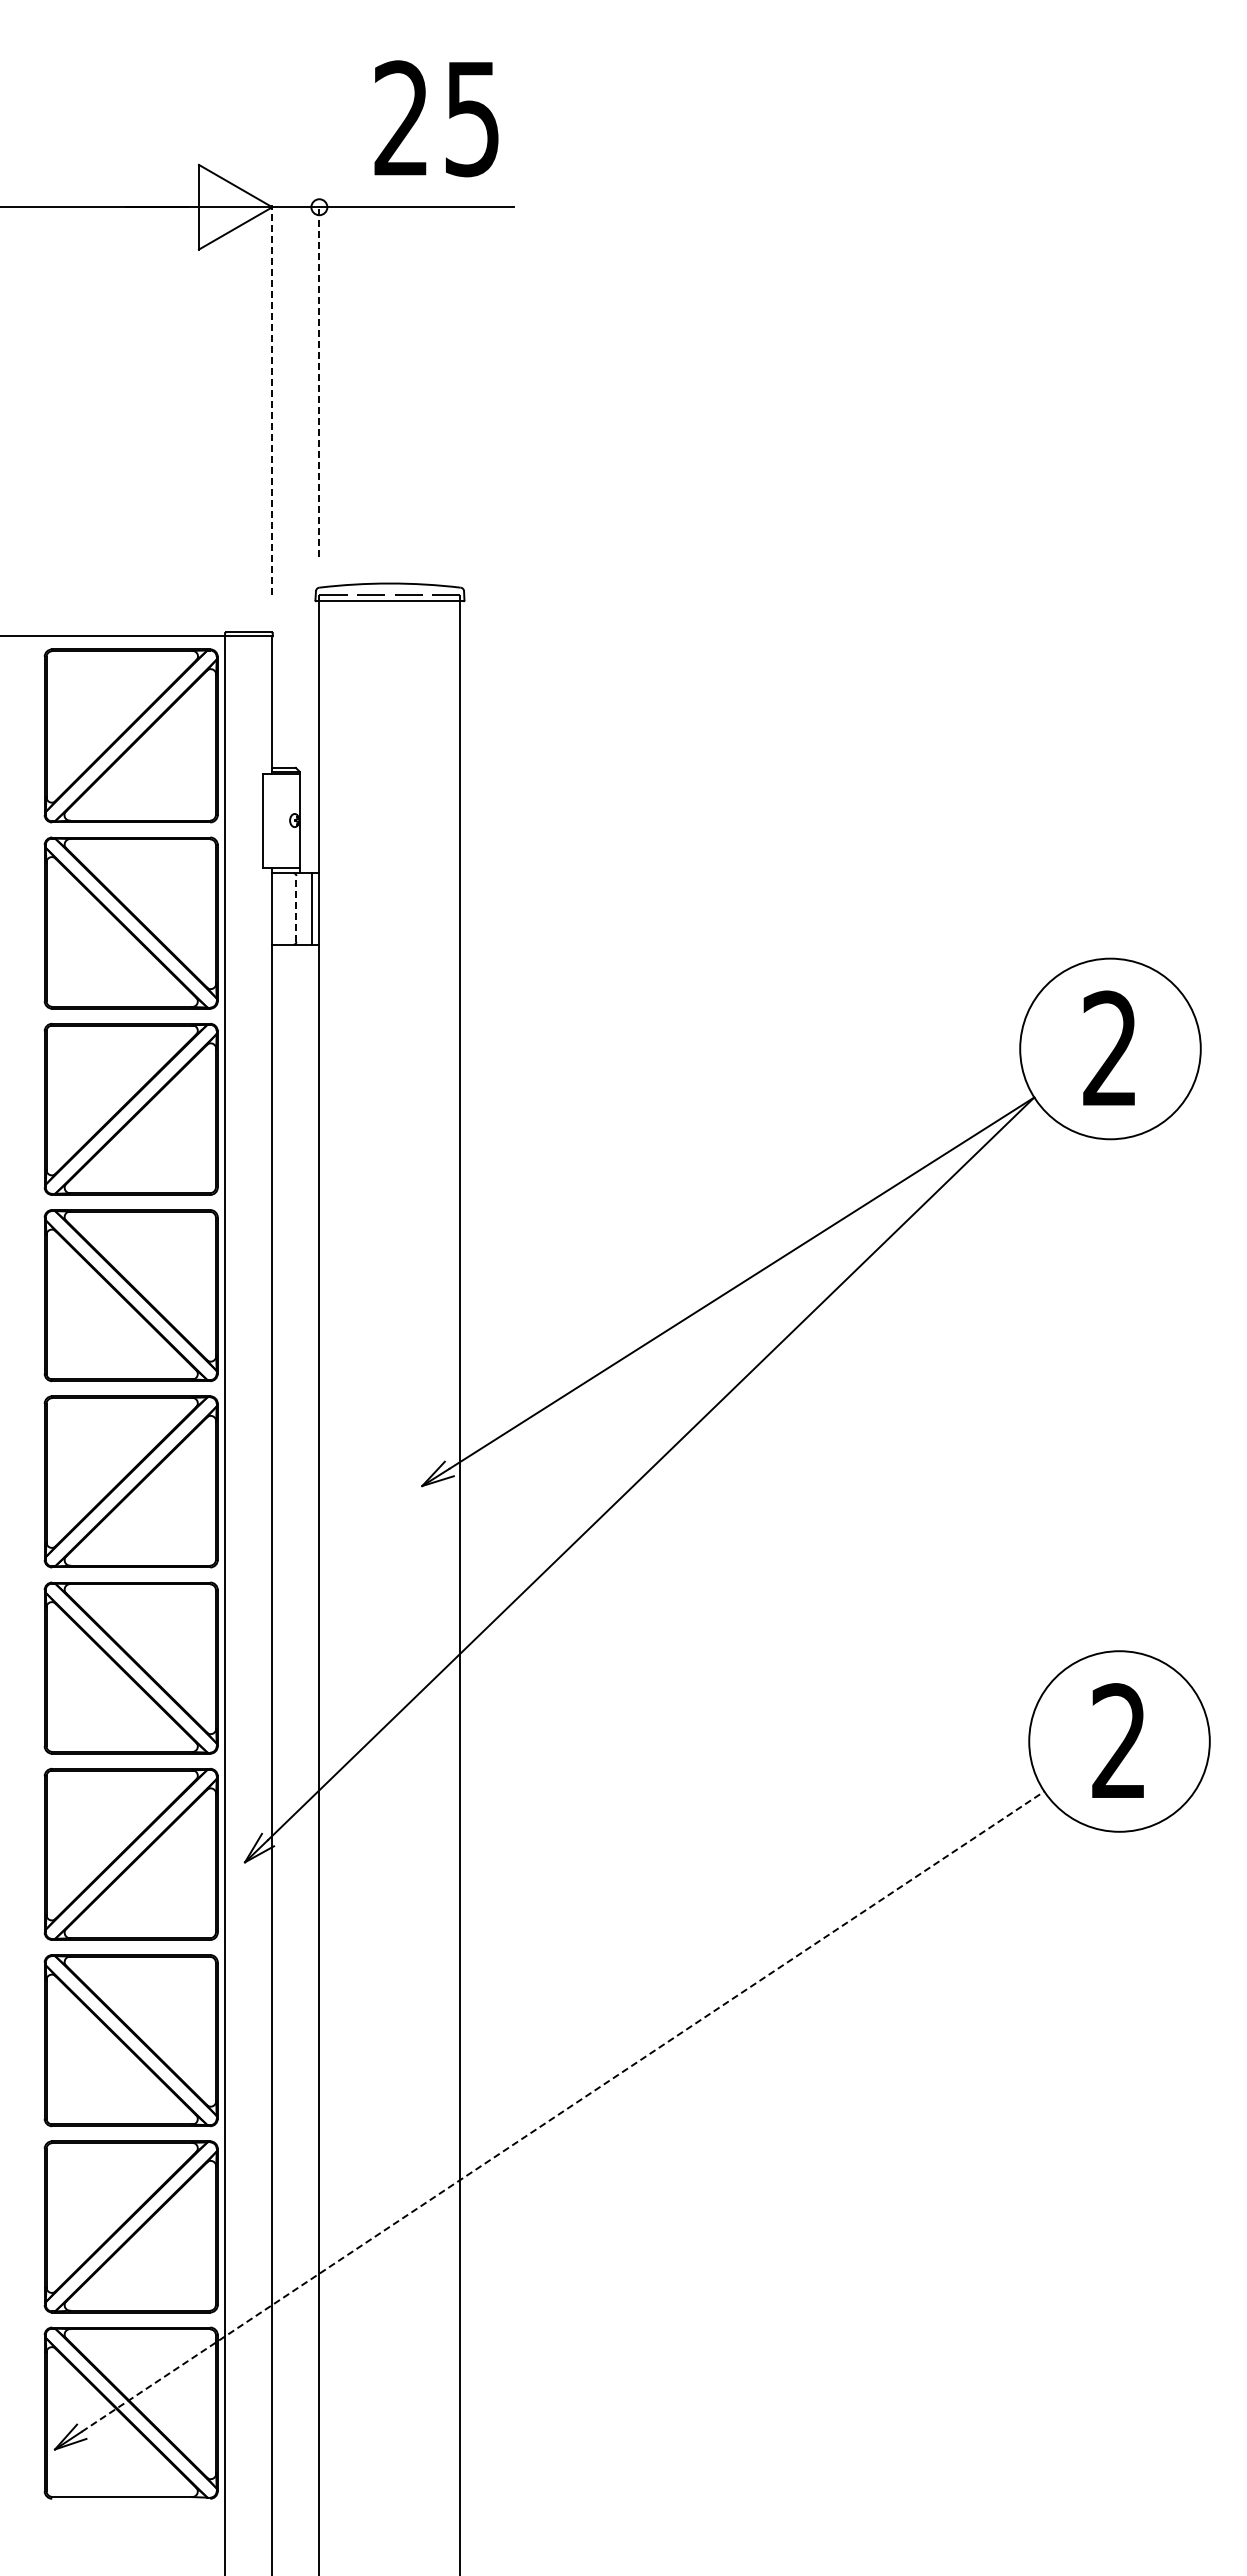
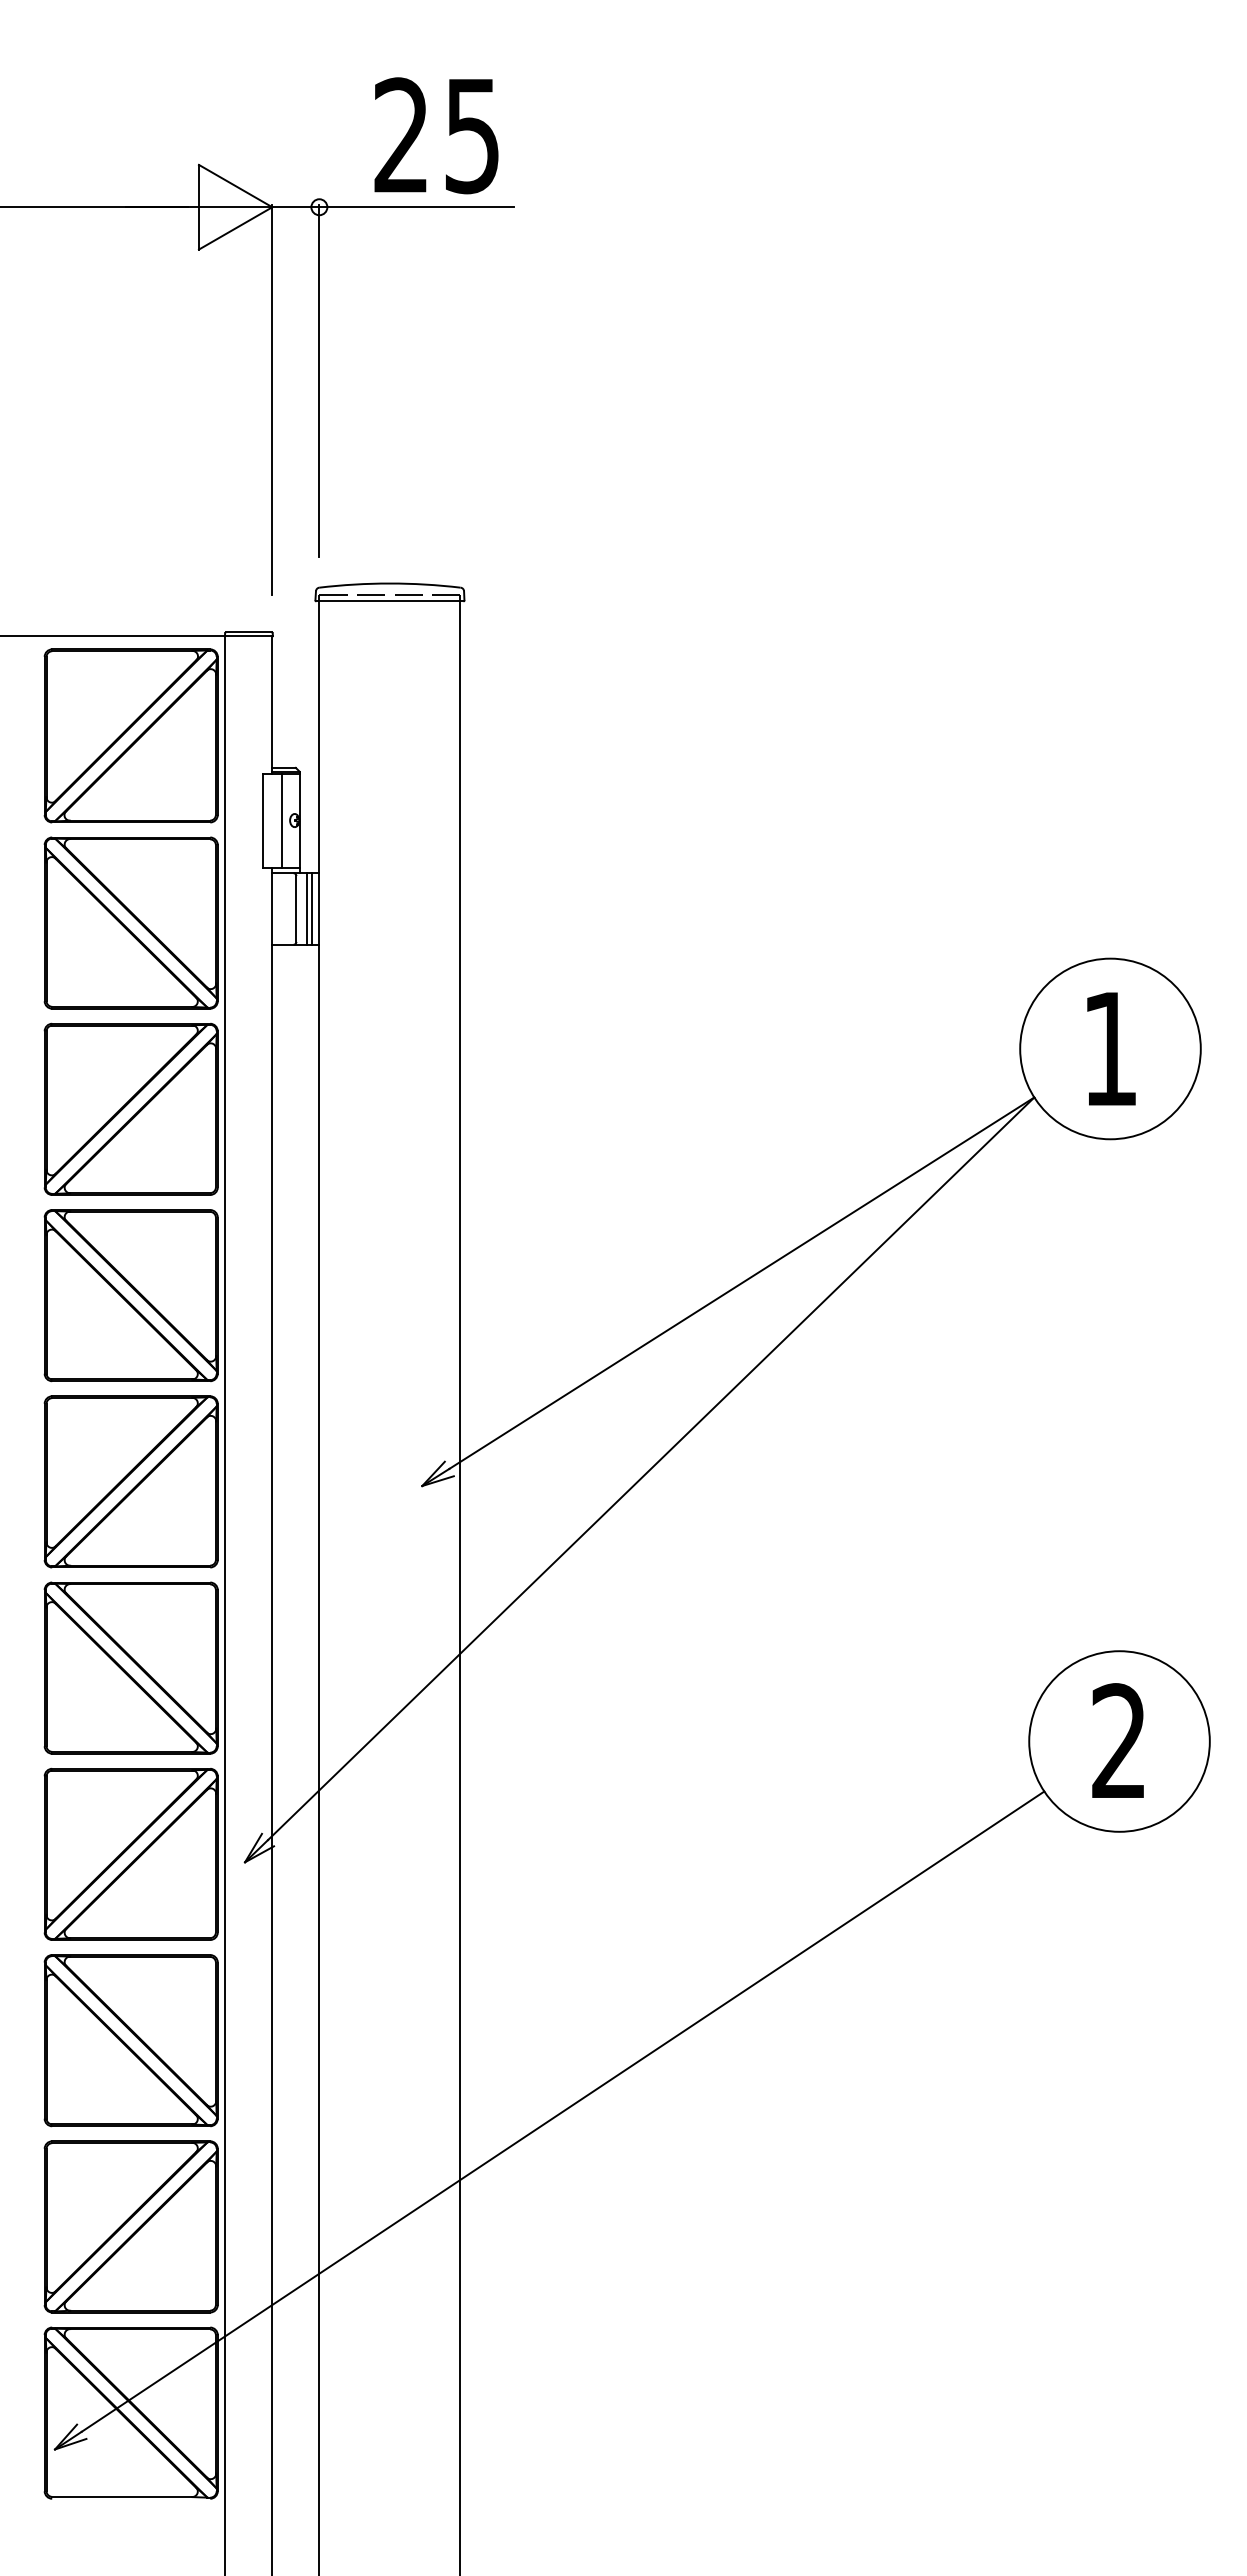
text position: (436, 118) -> (436, 135) (436, 135)
line: dashed -> solid (319, 381)
line: dashed -> solid (272, 400)
line: none -> present (281, 820)
line: none -> present (307, 908)
line: dashed -> solid (296, 909)
text: 2 -> 1 (1109, 1047)
line: dashed -> solid (563, 2111)
